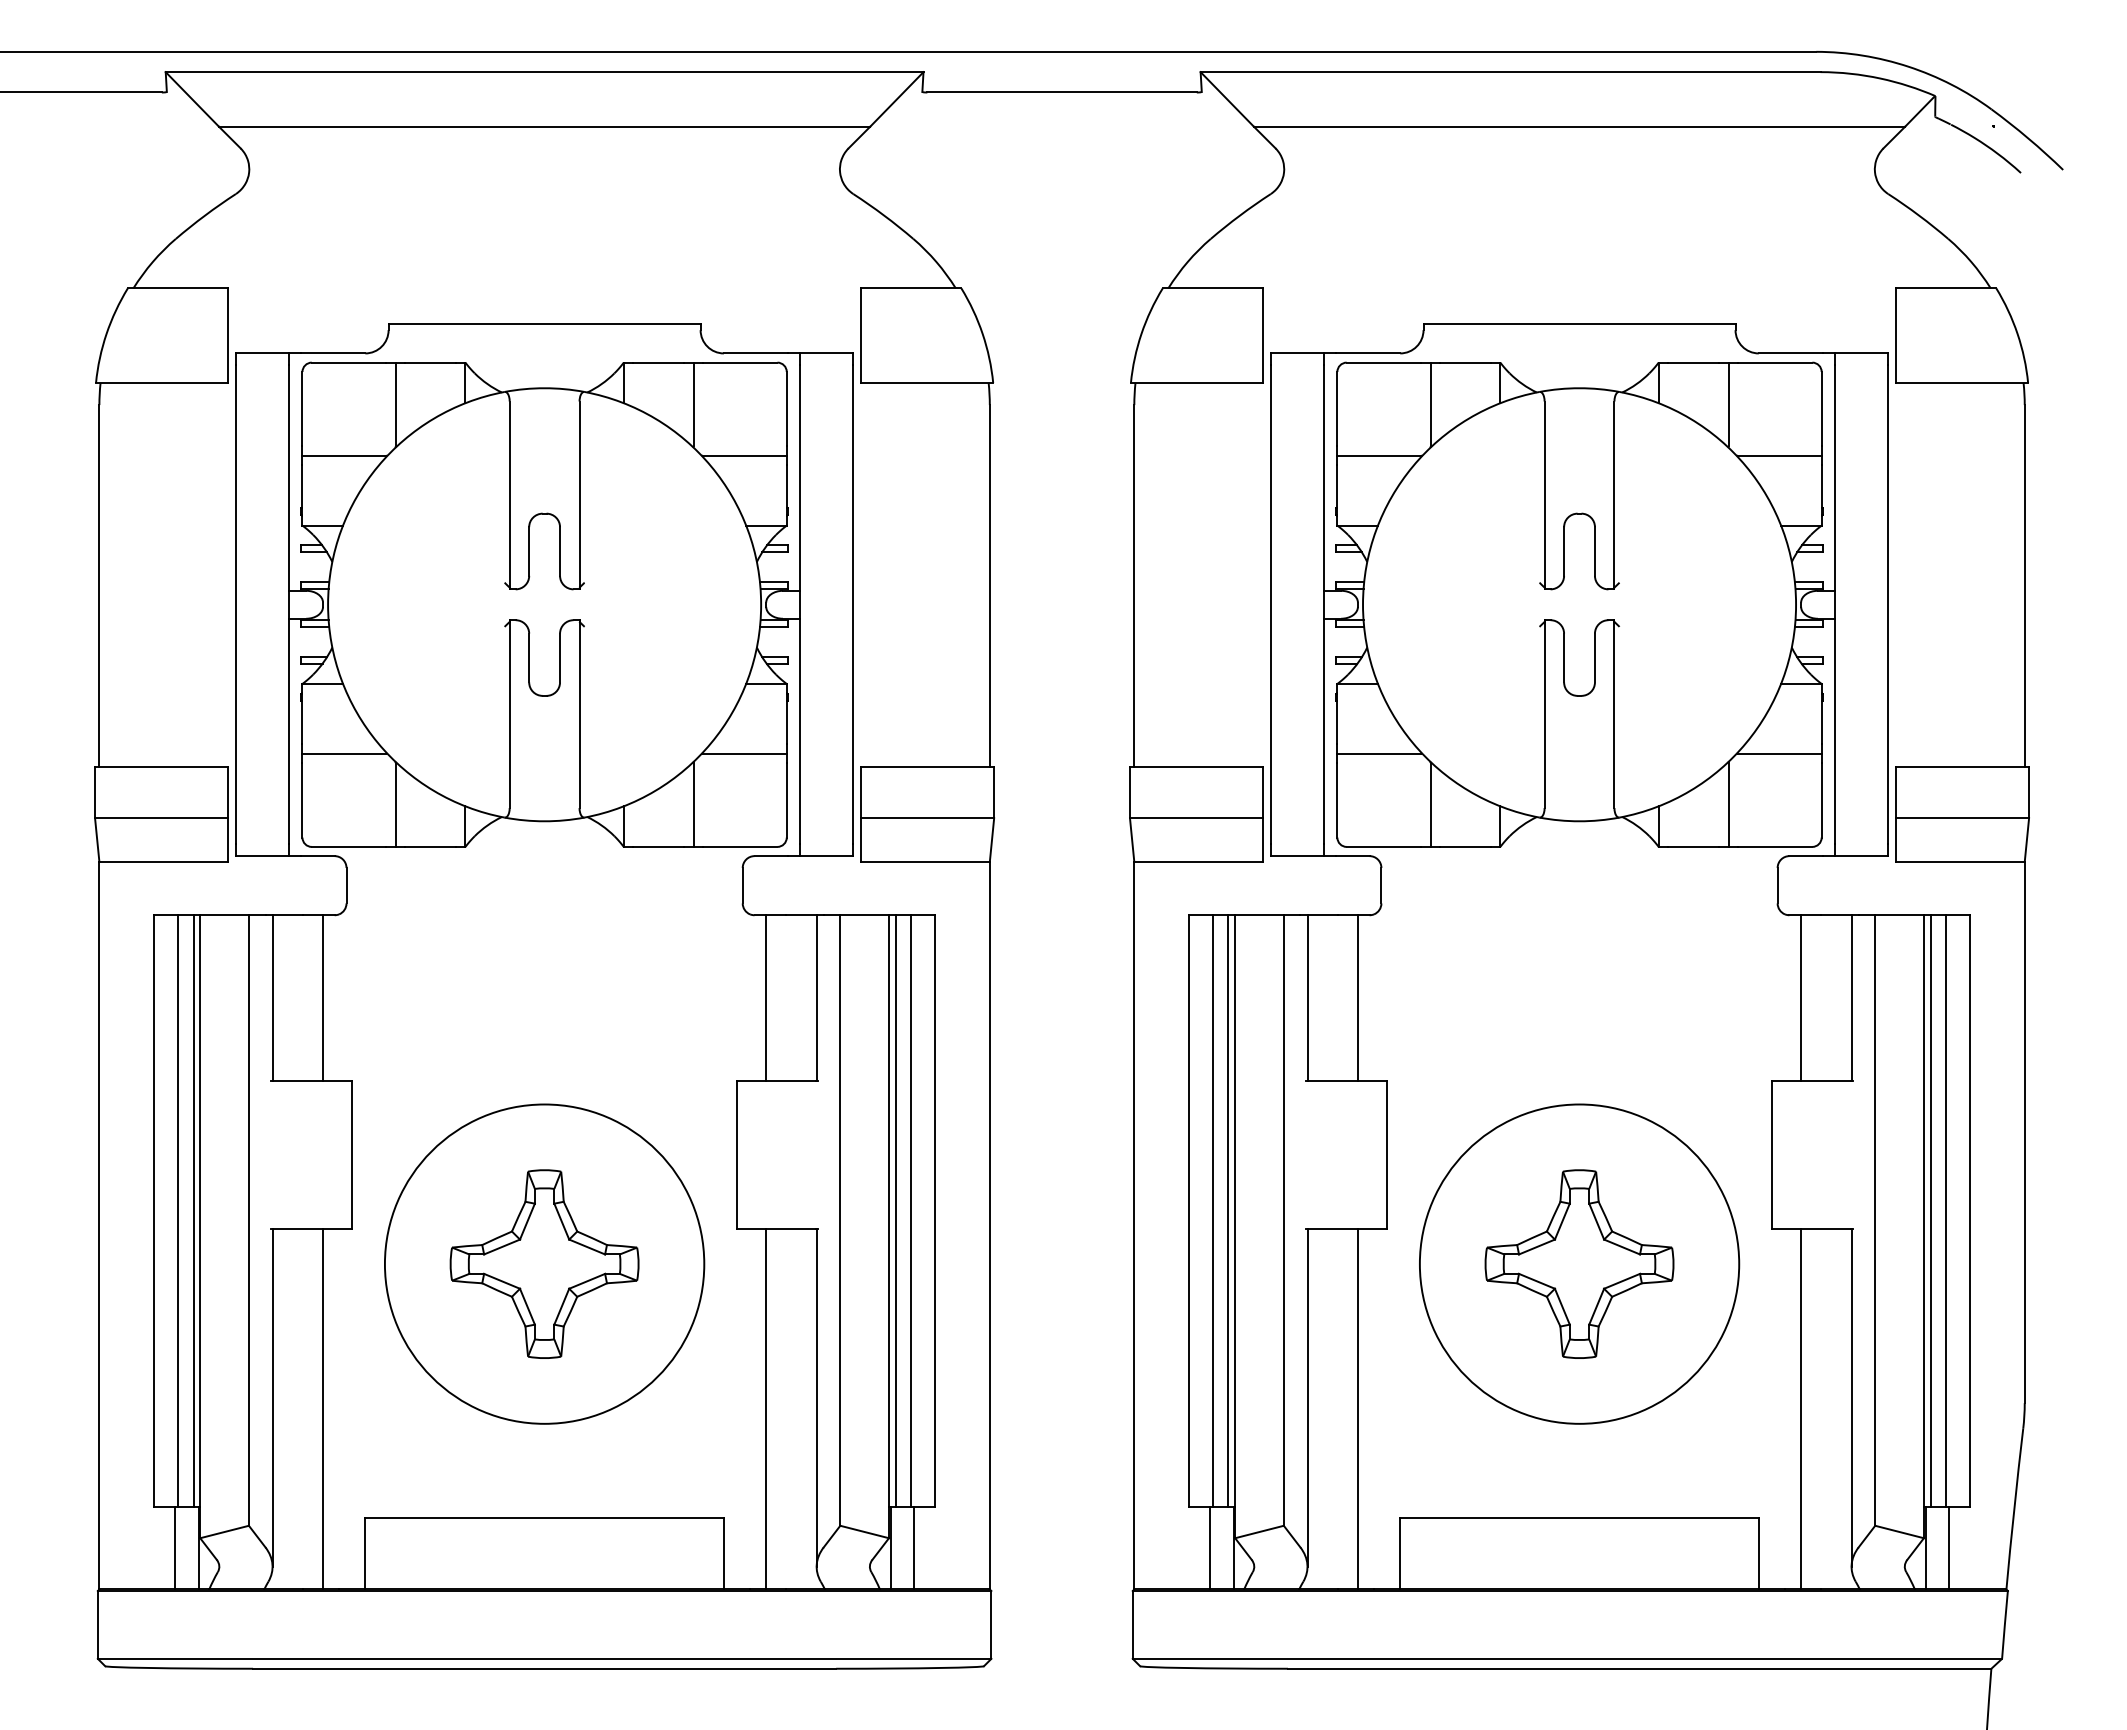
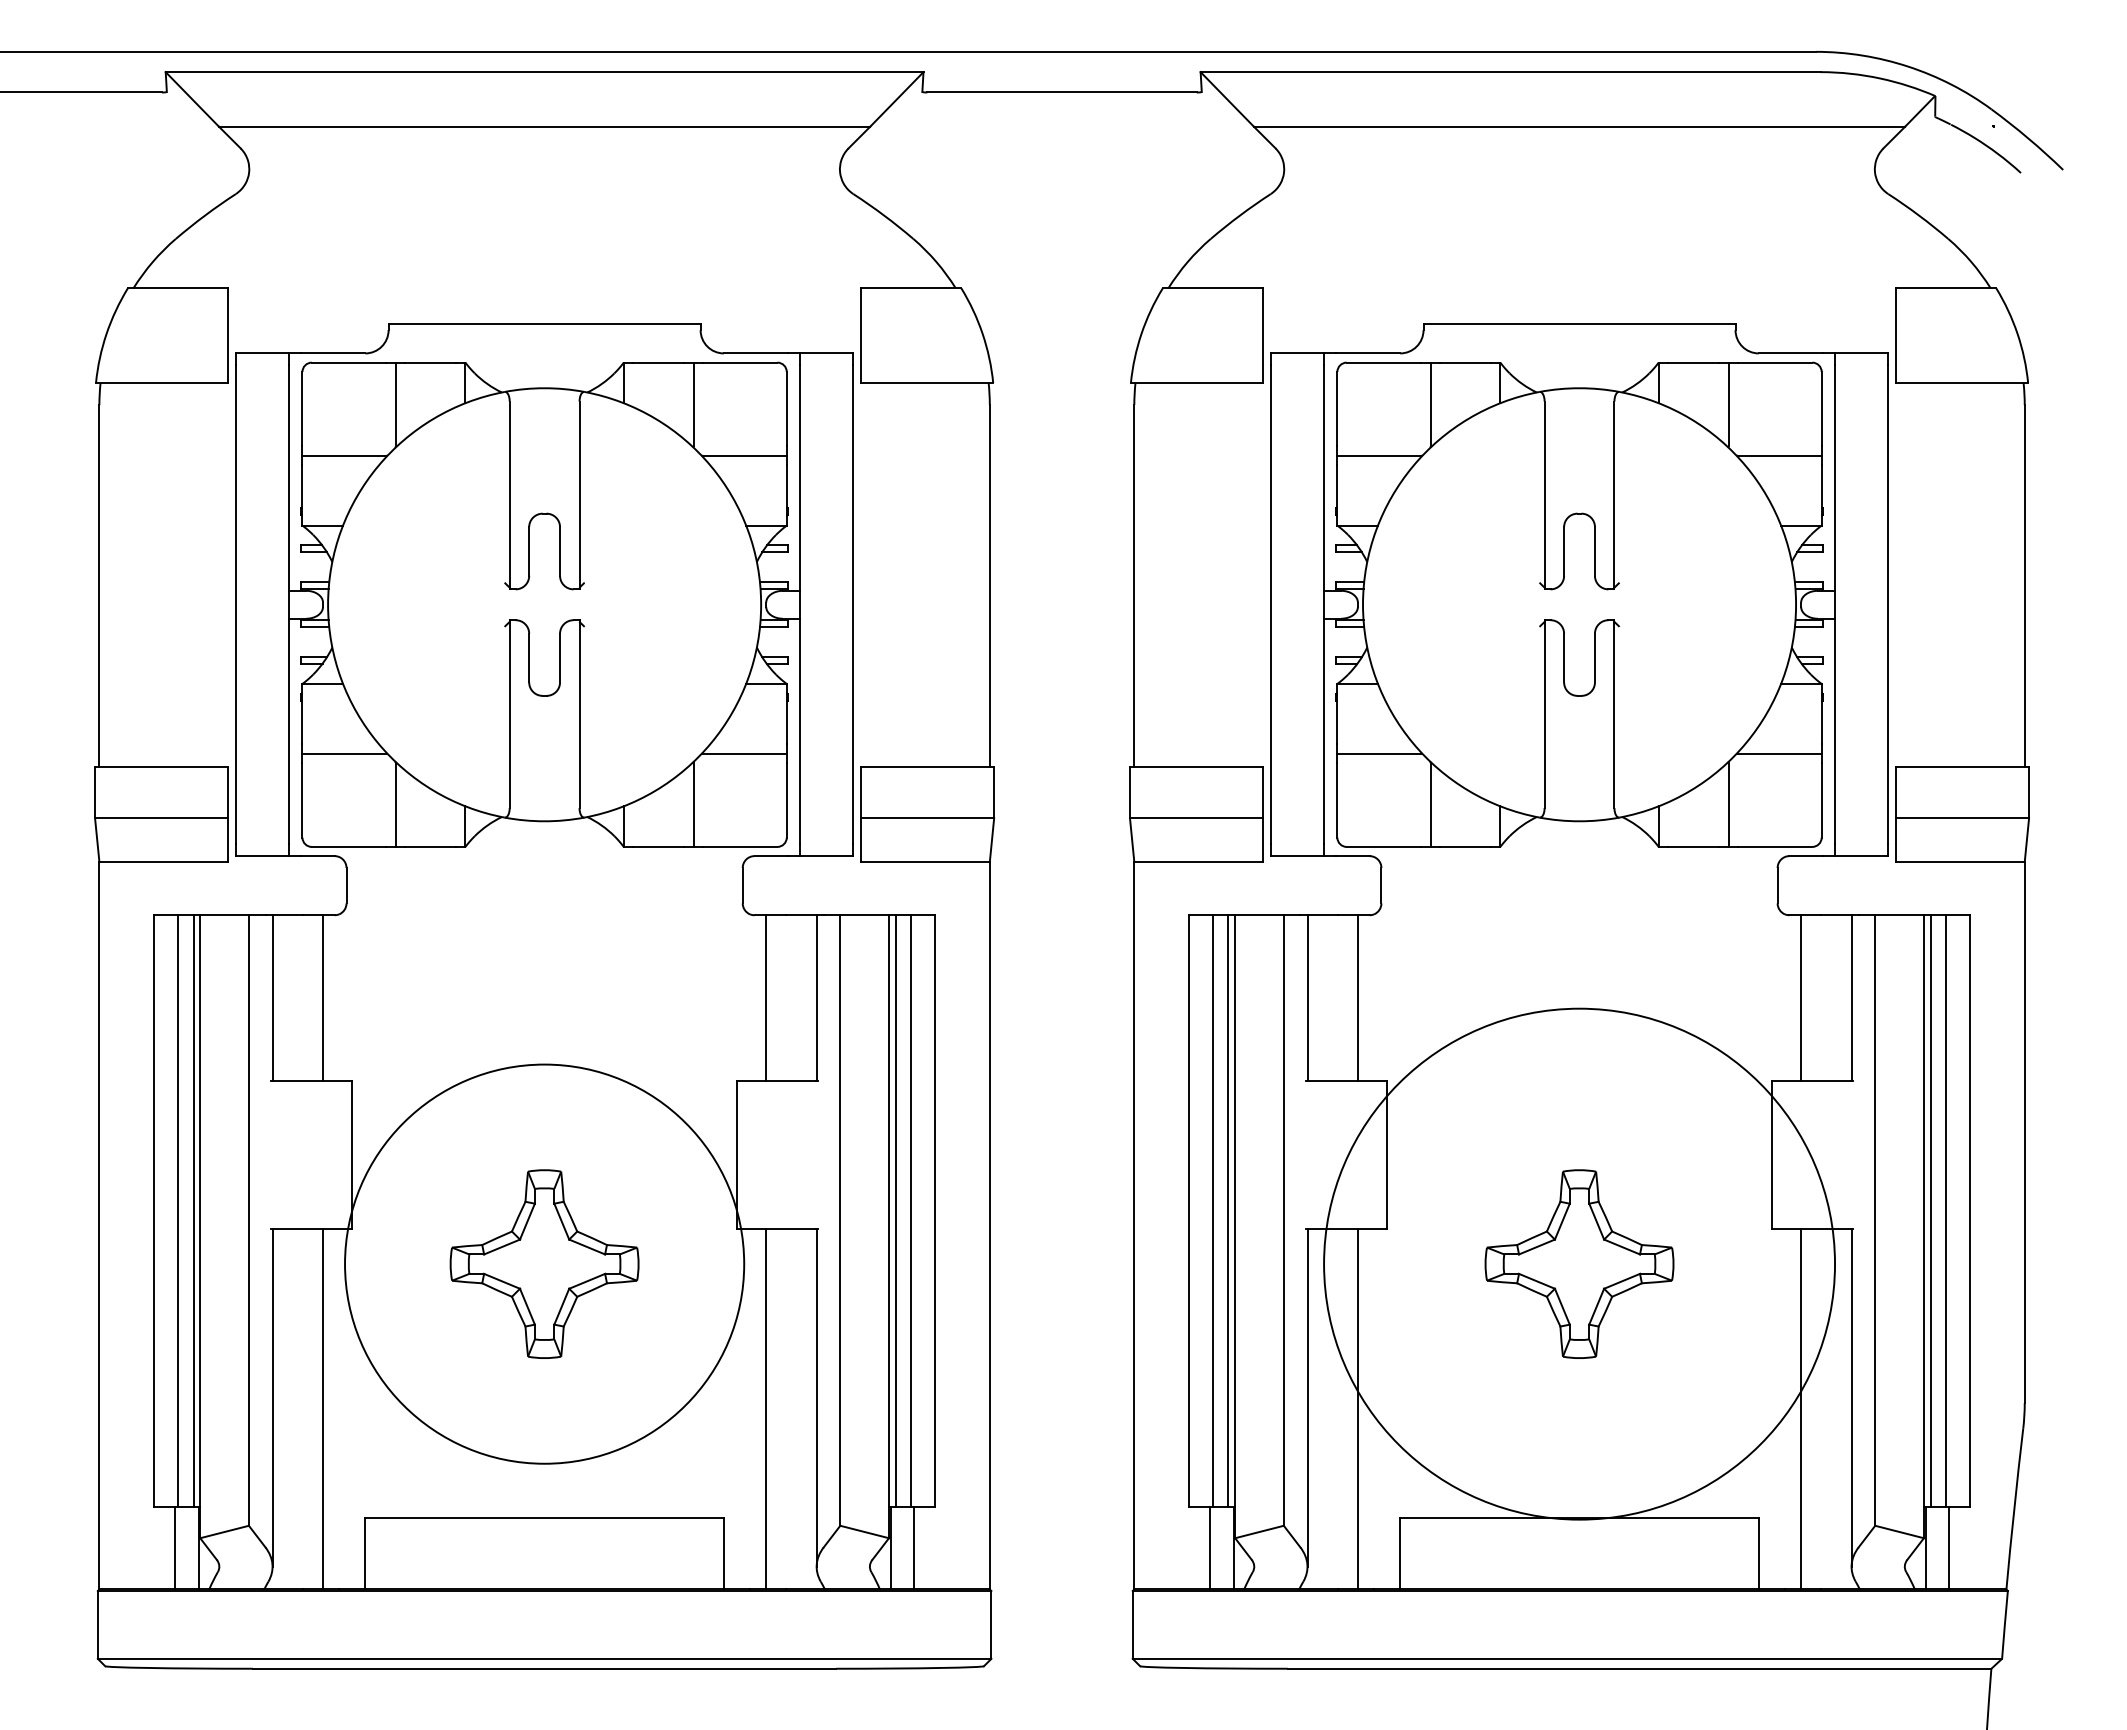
circle diameter: 319 px -> 399 px (544, 1263)
circle diameter: 319 px -> 511 px (1579, 1263)
